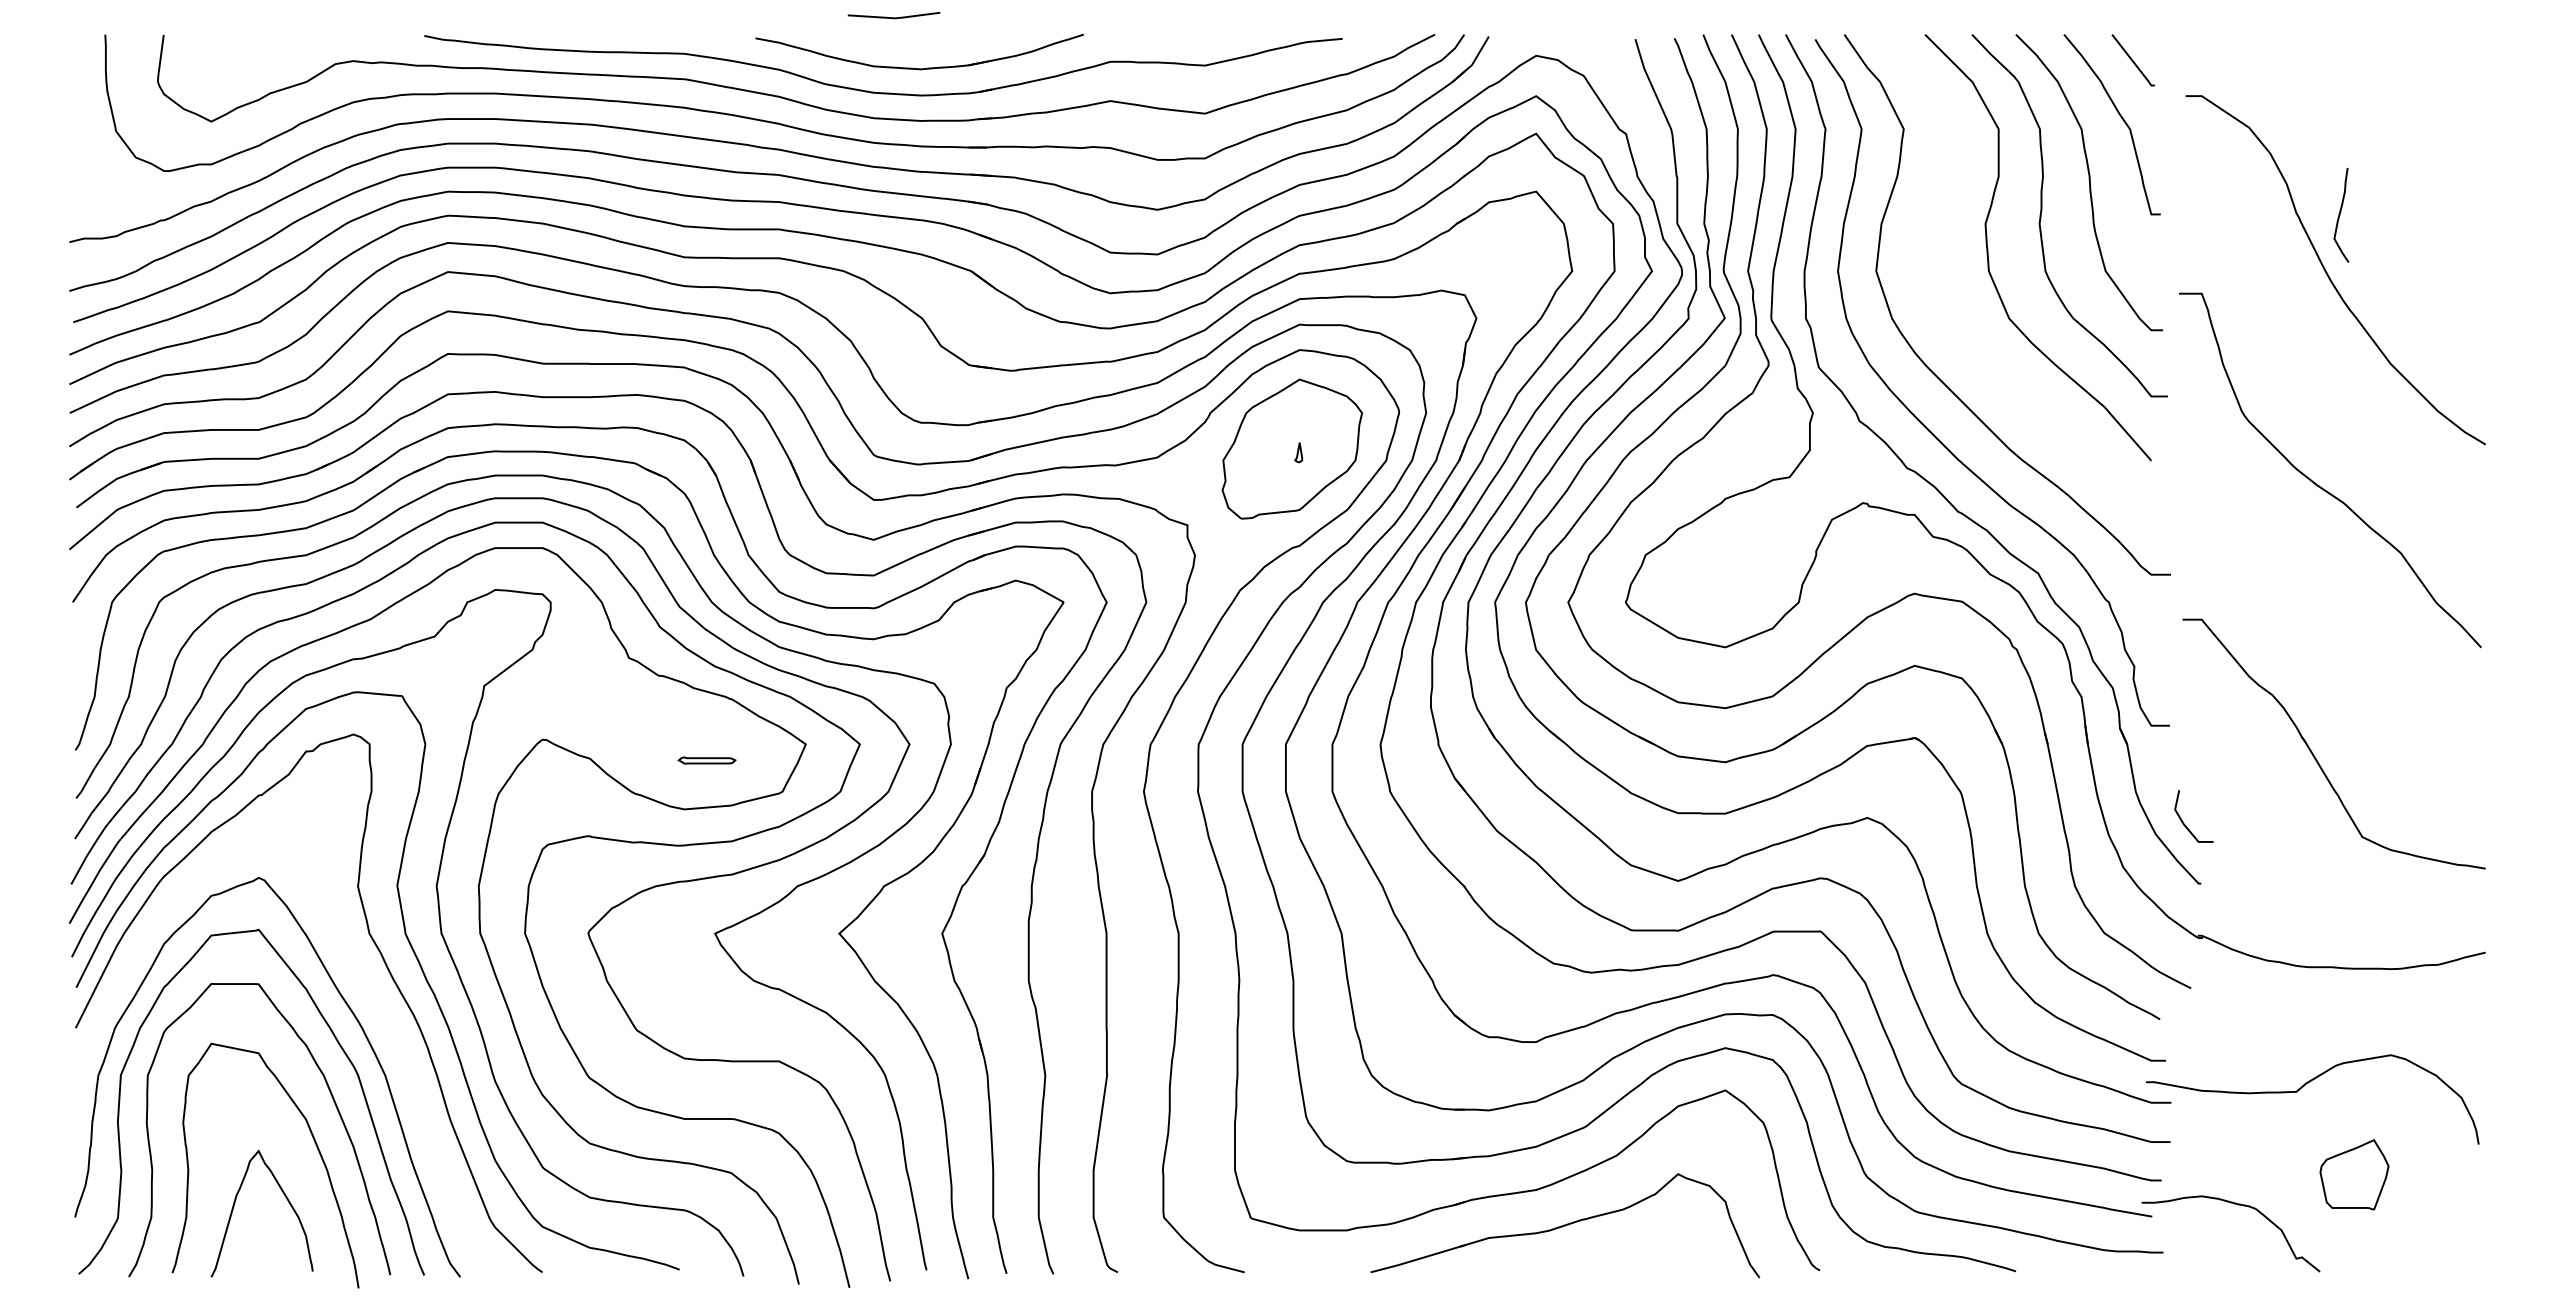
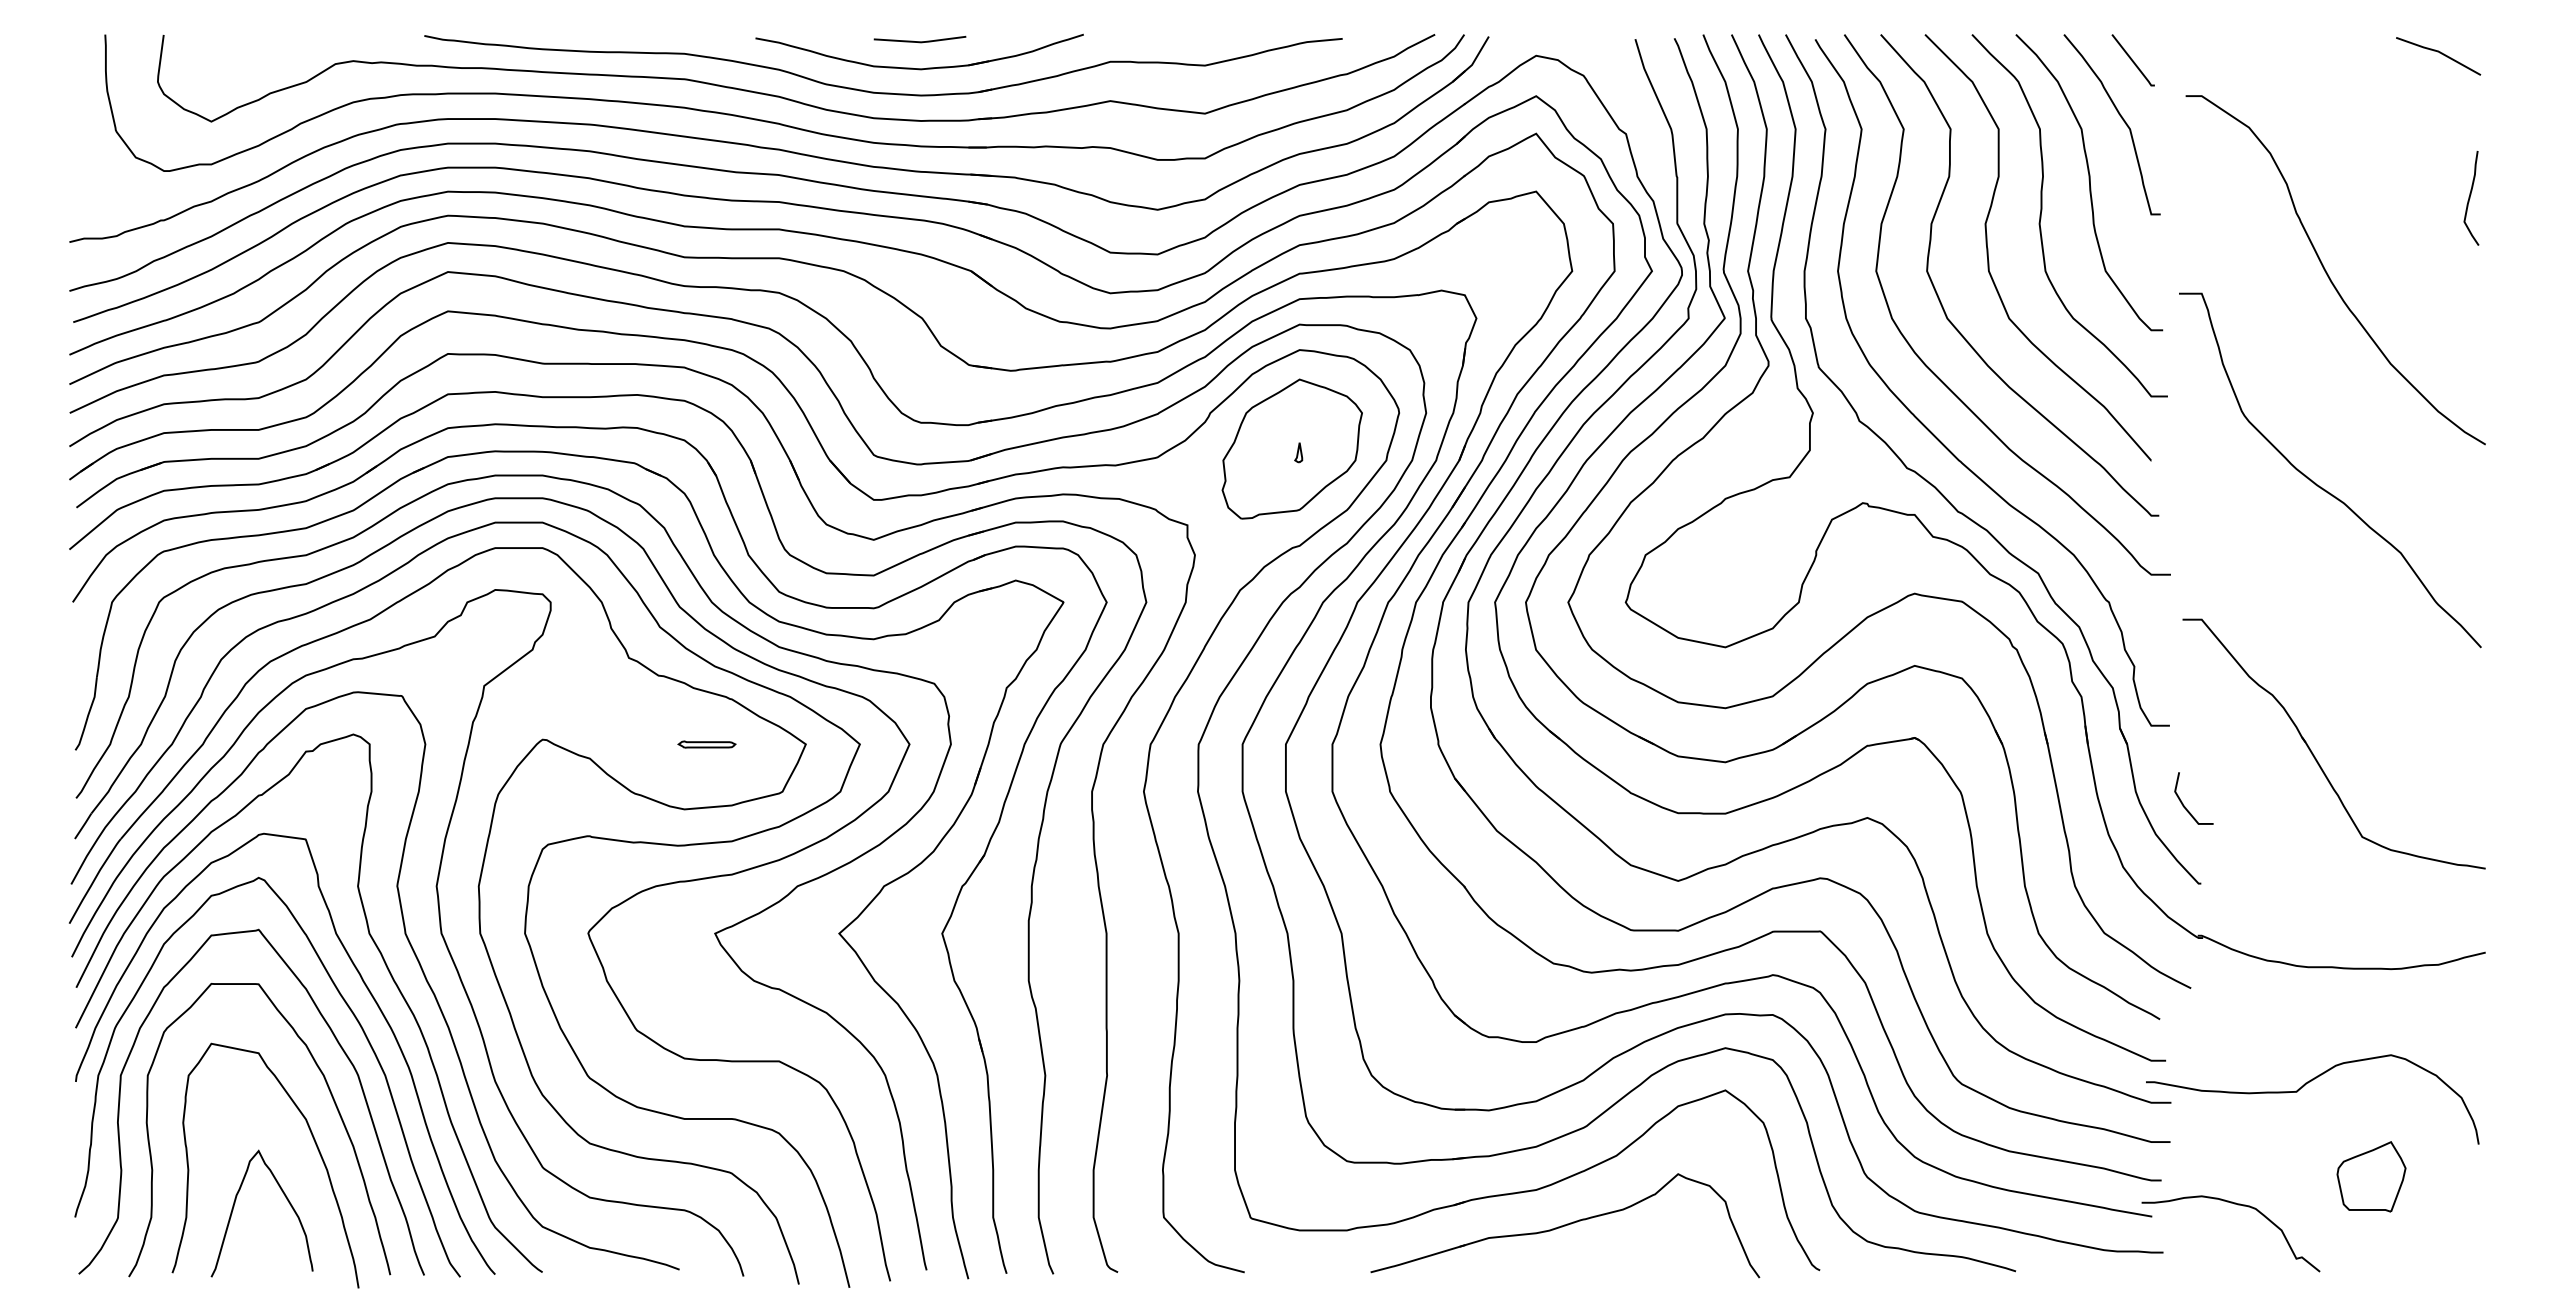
curve position: (893, 17) -> (919, 41) (919, 41)
curve: none -> present (2439, 53)
curve position: (2340, 215) -> (2470, 198) (2470, 198)
curve: none -> present (1958, 329)
part position: (706, 760) -> (706, 744) (706, 744)
curve position: (2183, 821) -> (2183, 803) (2183, 803)
curve: none -> present (372, 998)
part position: (2354, 1174) -> (2371, 1176) (2371, 1176)
